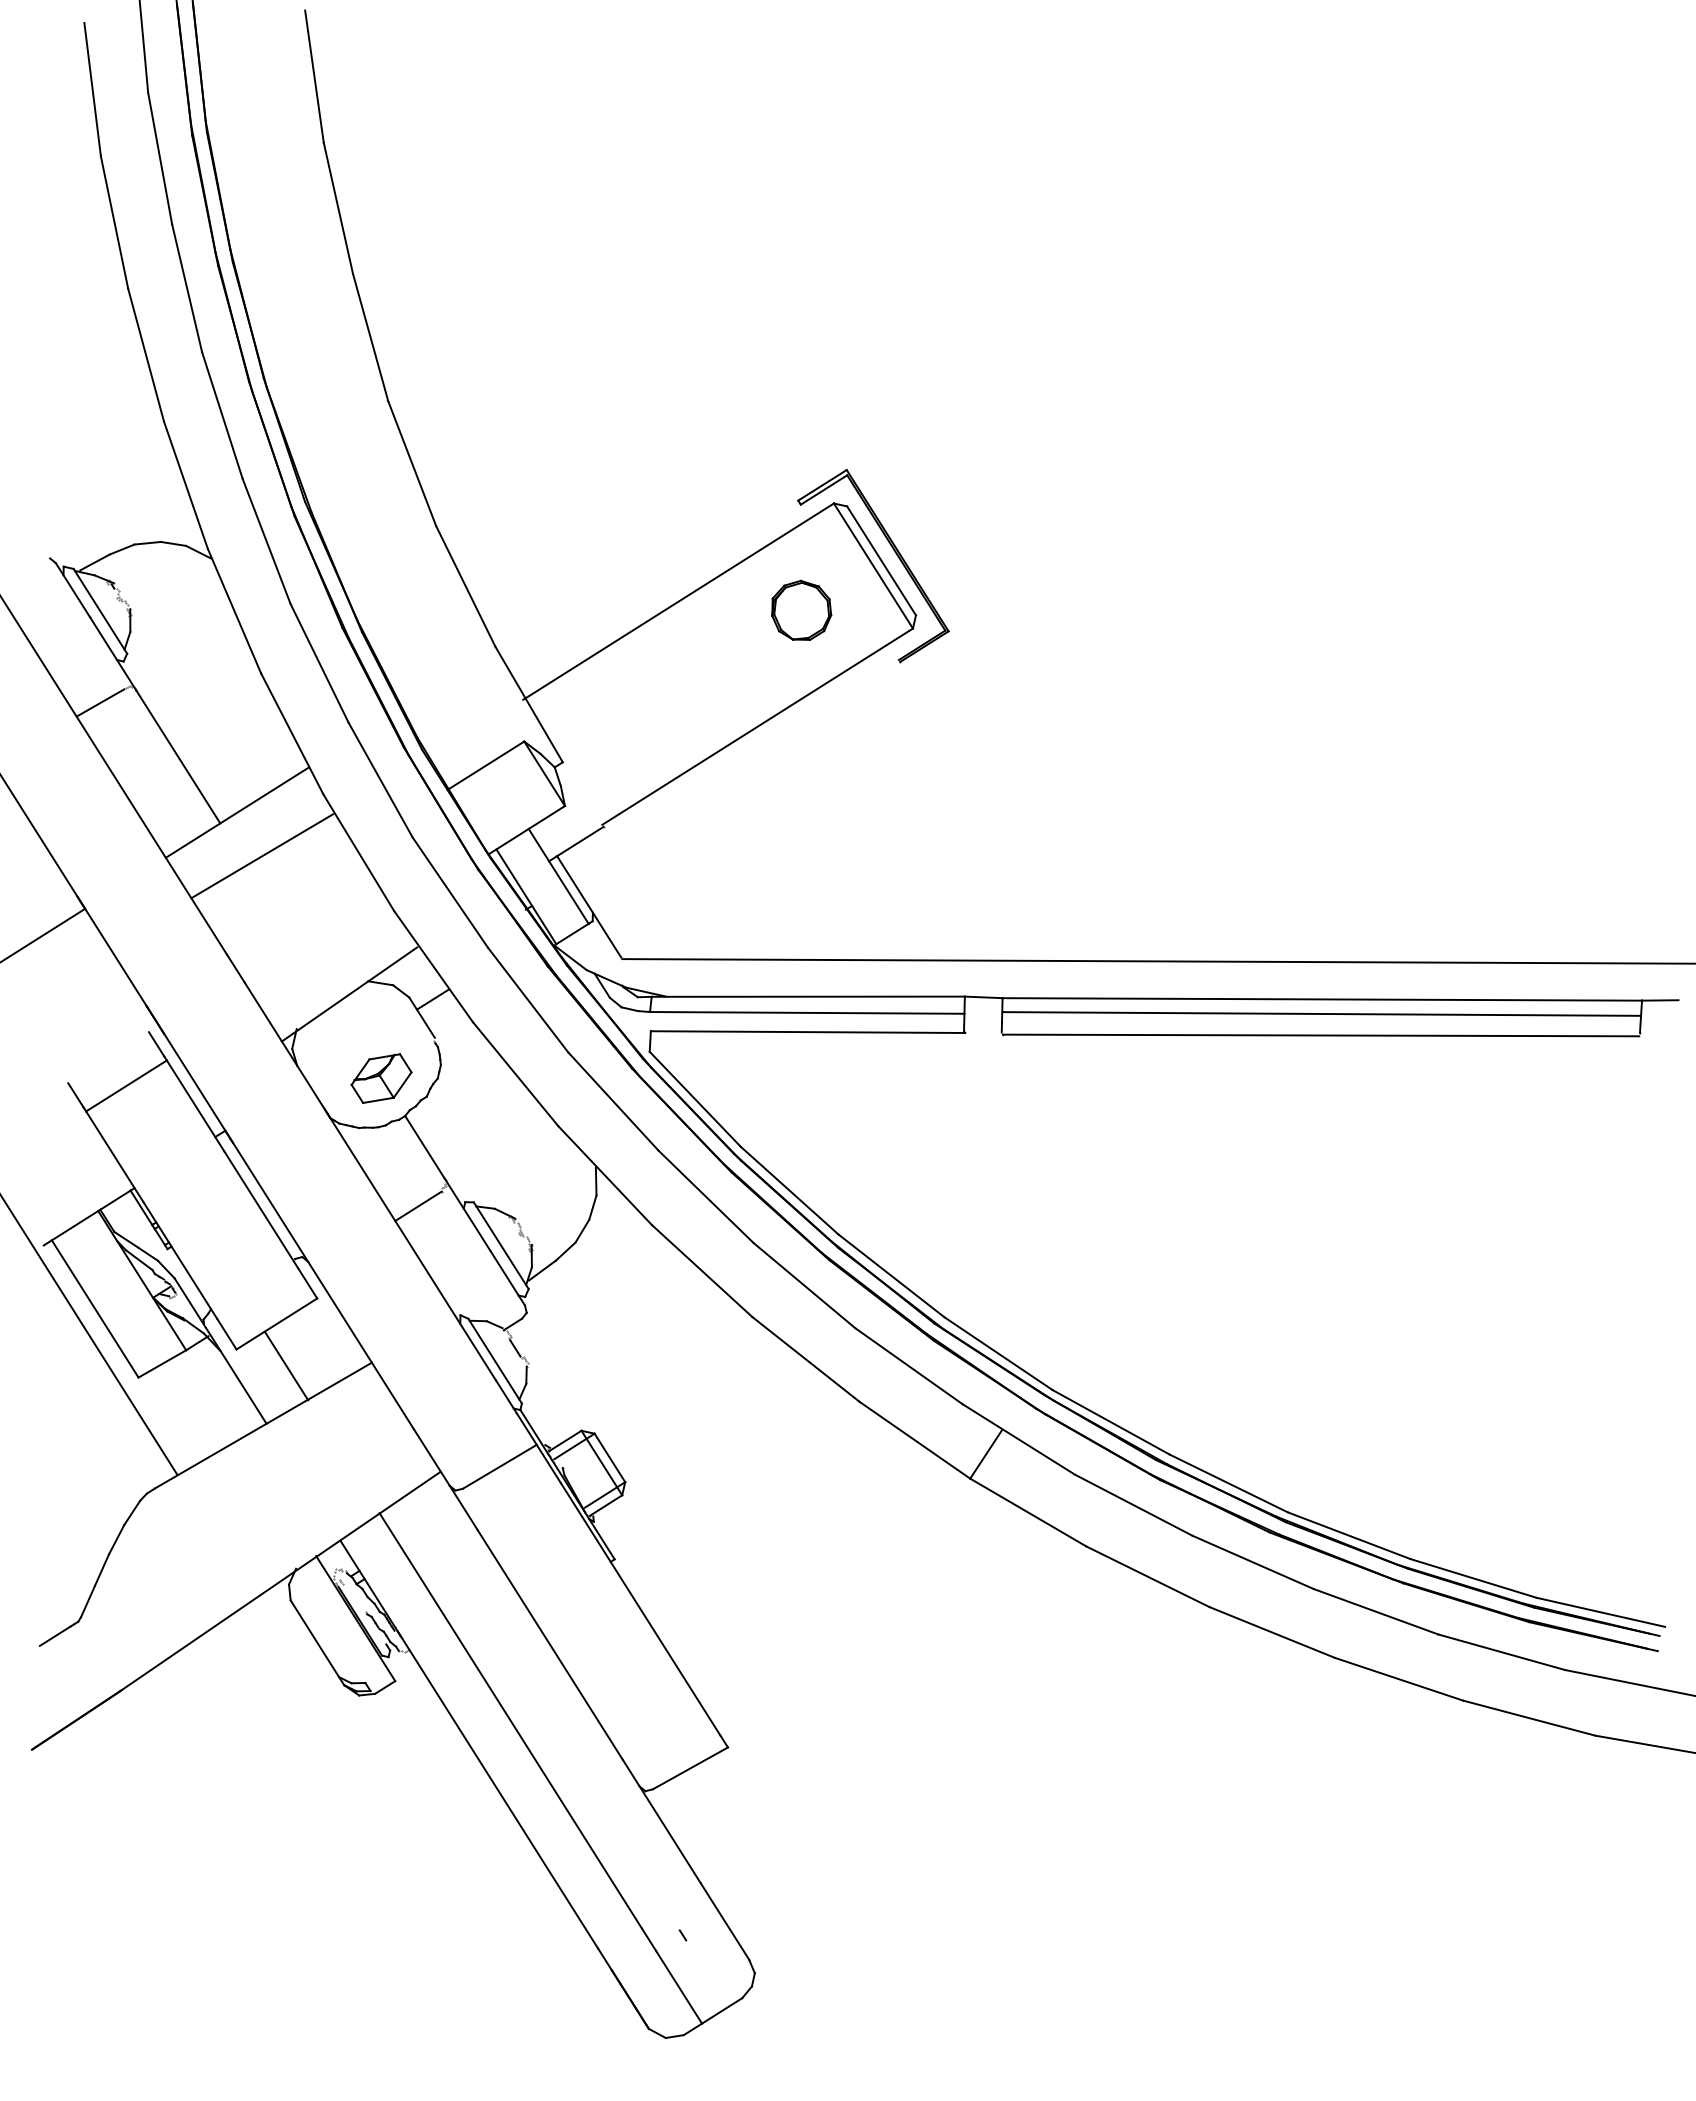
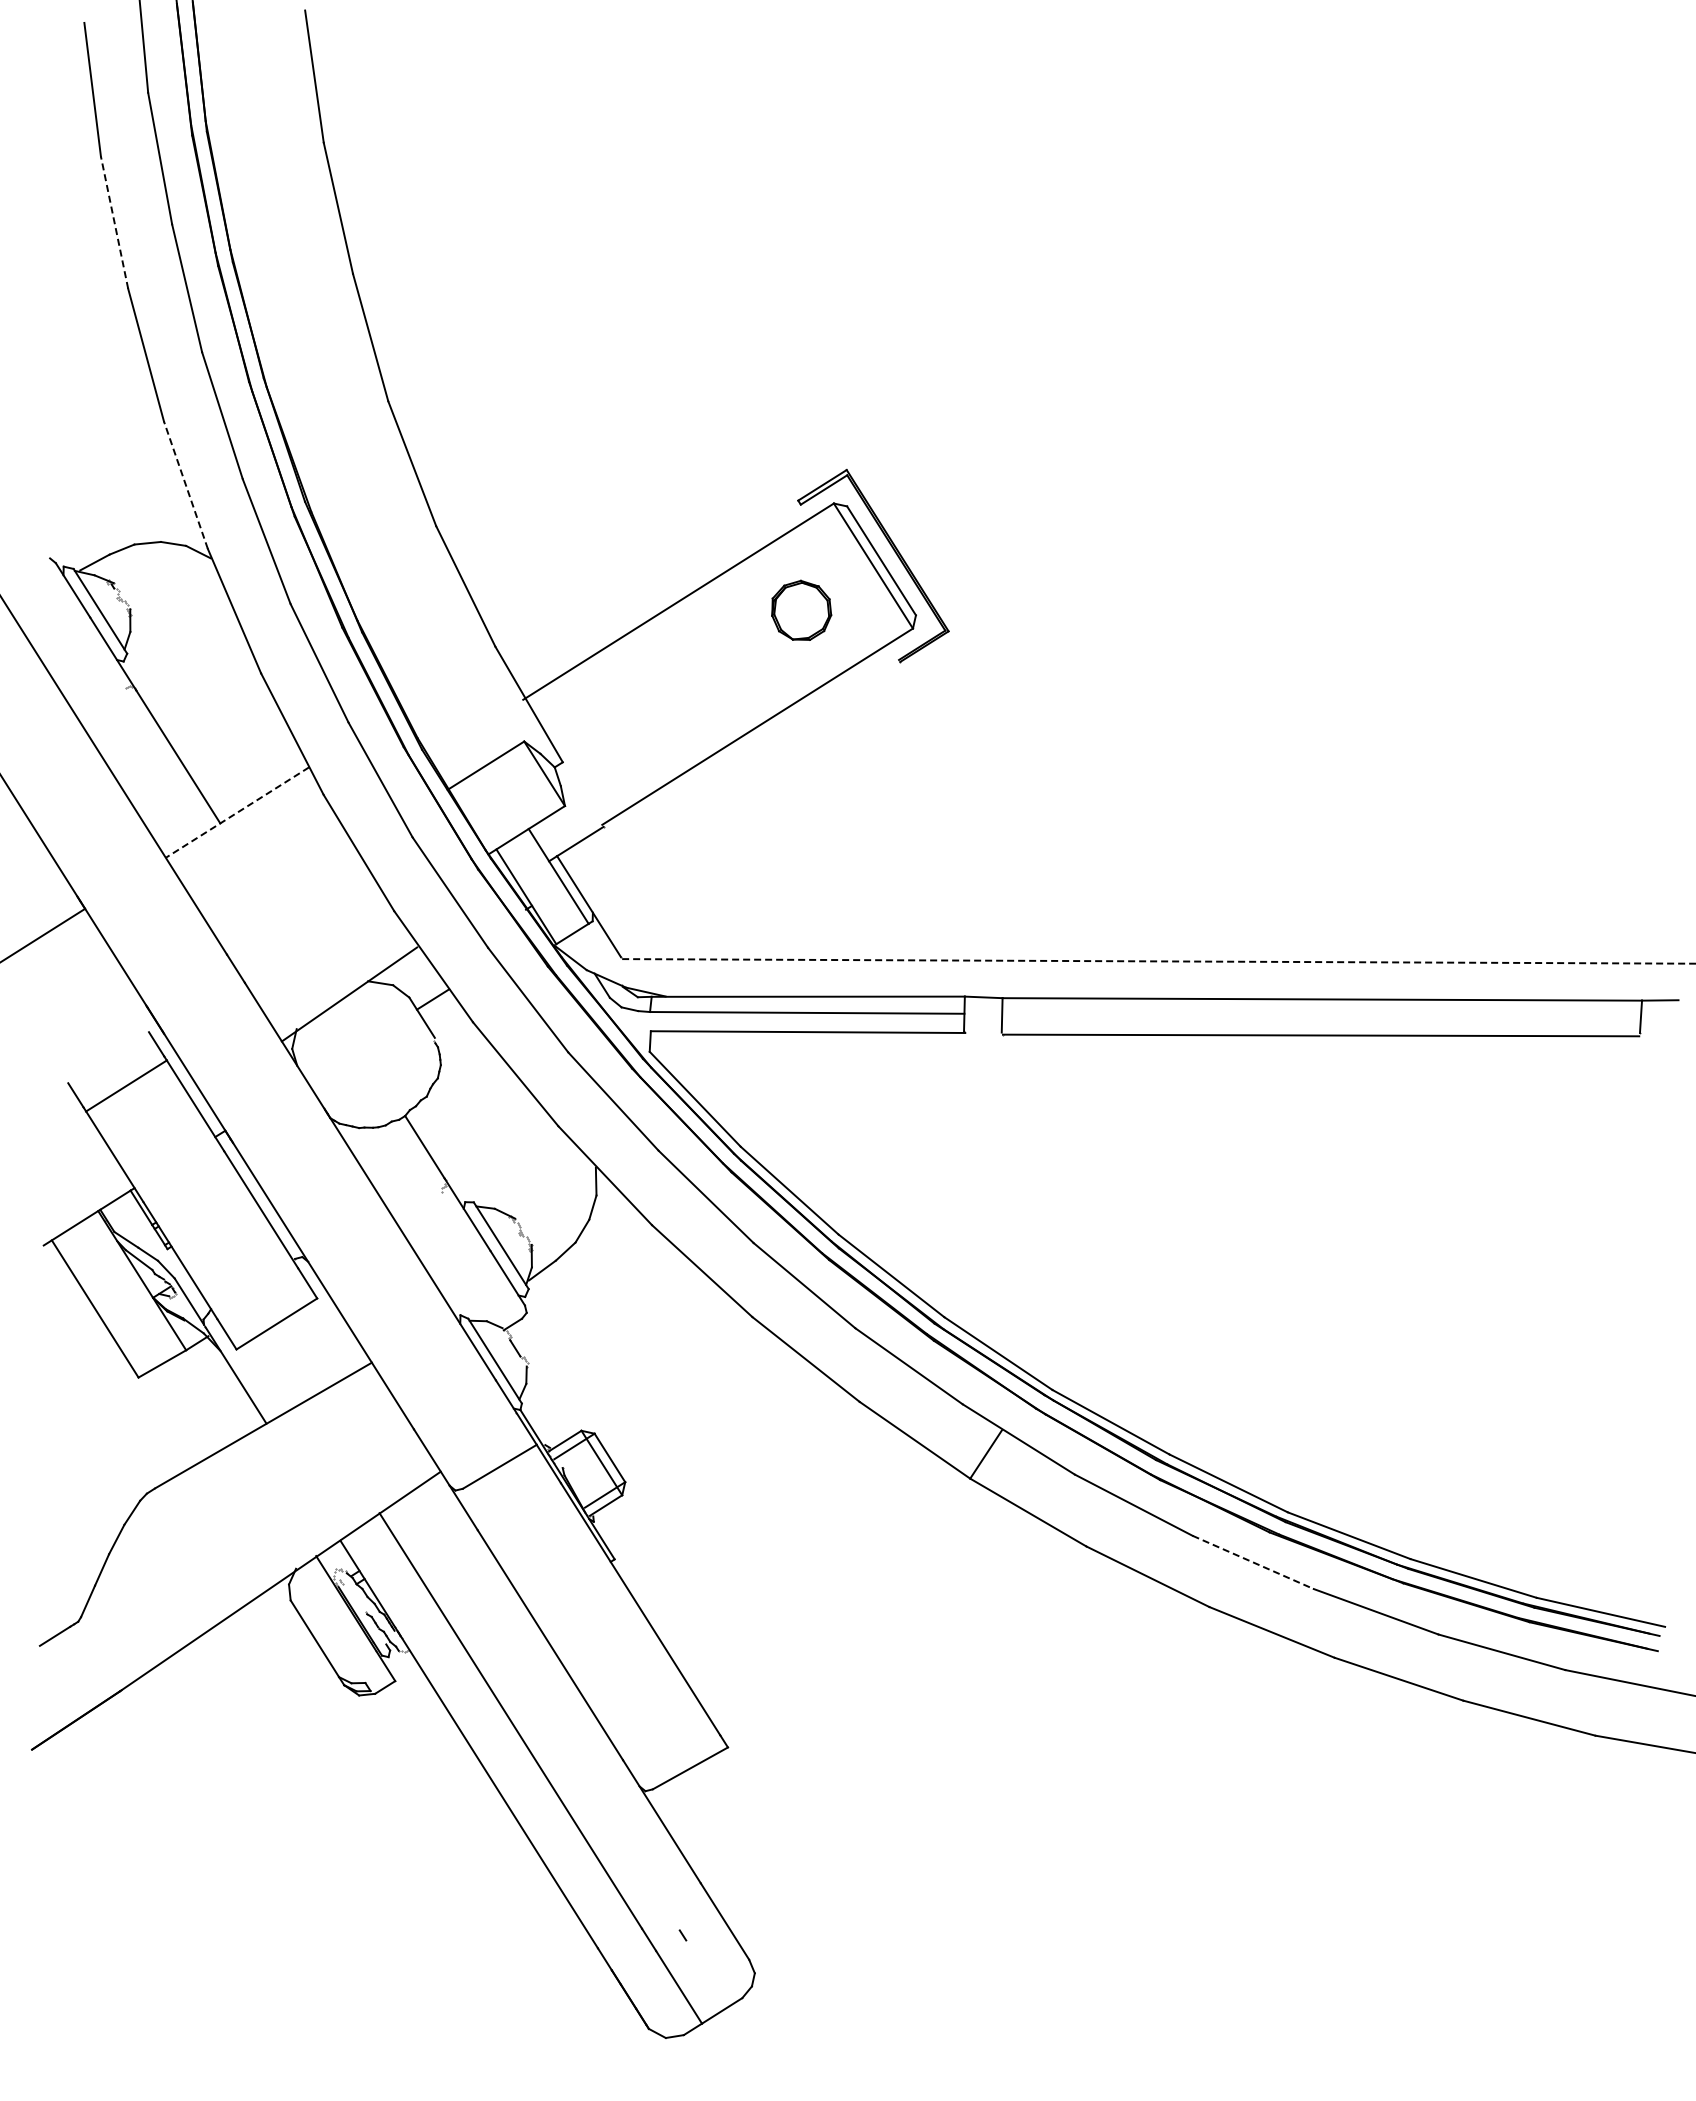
line: solid -> dashed (114, 222)
line: solid -> dashed (185, 484)
line: present -> none (100, 702)
line: solid -> dashed (237, 812)
line: present -> none (262, 856)
line: solid -> dashed (1158, 961)
line: present -> none (1321, 1013)
part: present -> none (381, 1078)
line: present -> none (418, 1206)
line: present -> none (89, 1335)
line: present -> none (286, 1365)
line: solid -> dashed (1253, 1562)
